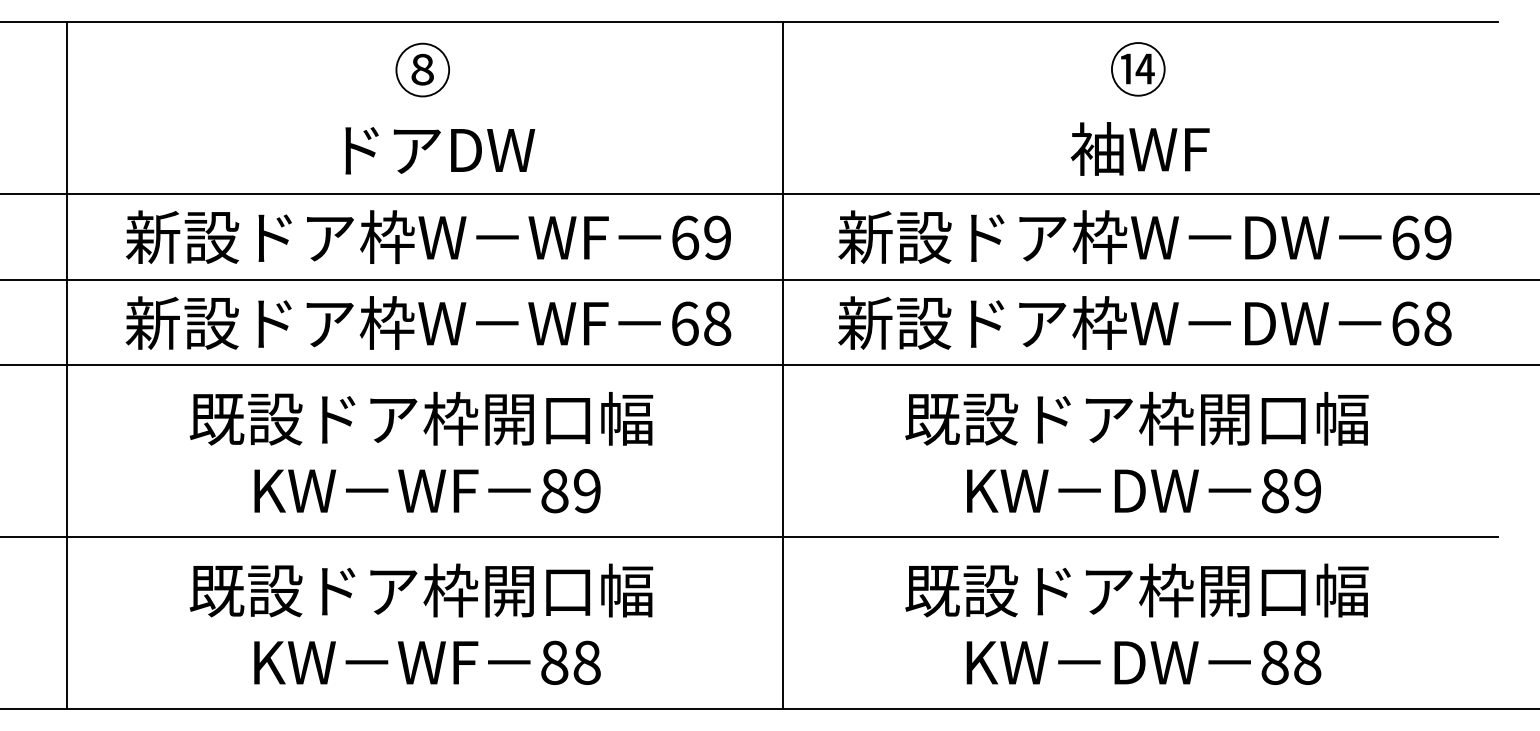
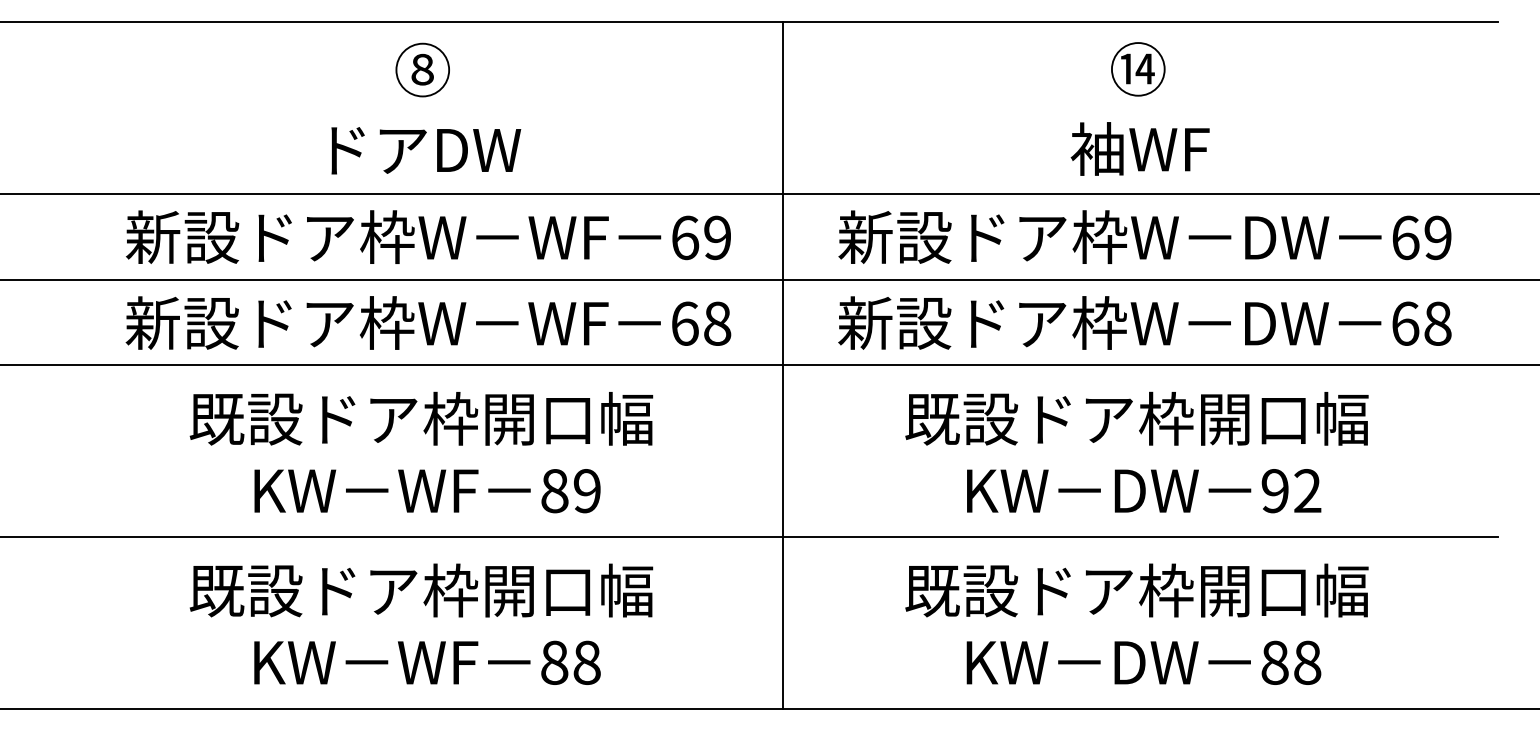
text position: (440, 150) -> (426, 150) (426, 150)
line: present -> none (67, 365)
text: 89 -> 92 (1291, 491)
